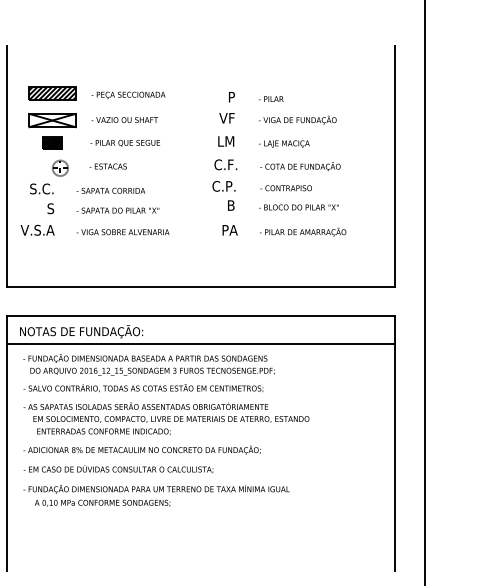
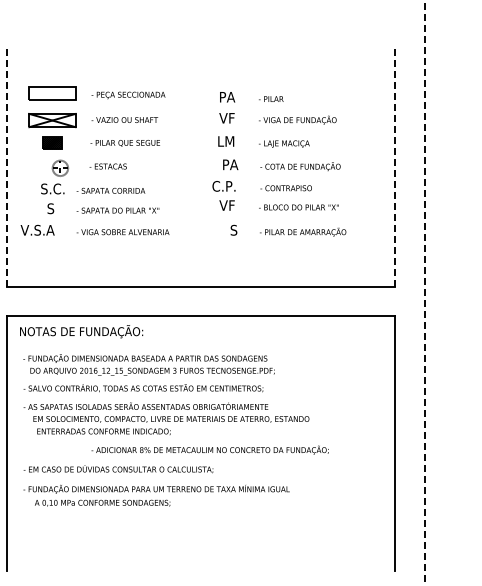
hatch: present -> none (52, 93)
text: P -> PA (227, 97)
text: C.F. -> PA (226, 164)
line: solid -> dashed (7, 165)
line: solid -> dashed (395, 165)
text position: (41, 188) -> (52, 188) (52, 188)
text: B -> VF (226, 205)
text: PA -> S (229, 229)
line: solid -> dashed (424, 293)
line: present -> none (201, 344)
text position: (141, 449) -> (209, 449) (209, 449)
